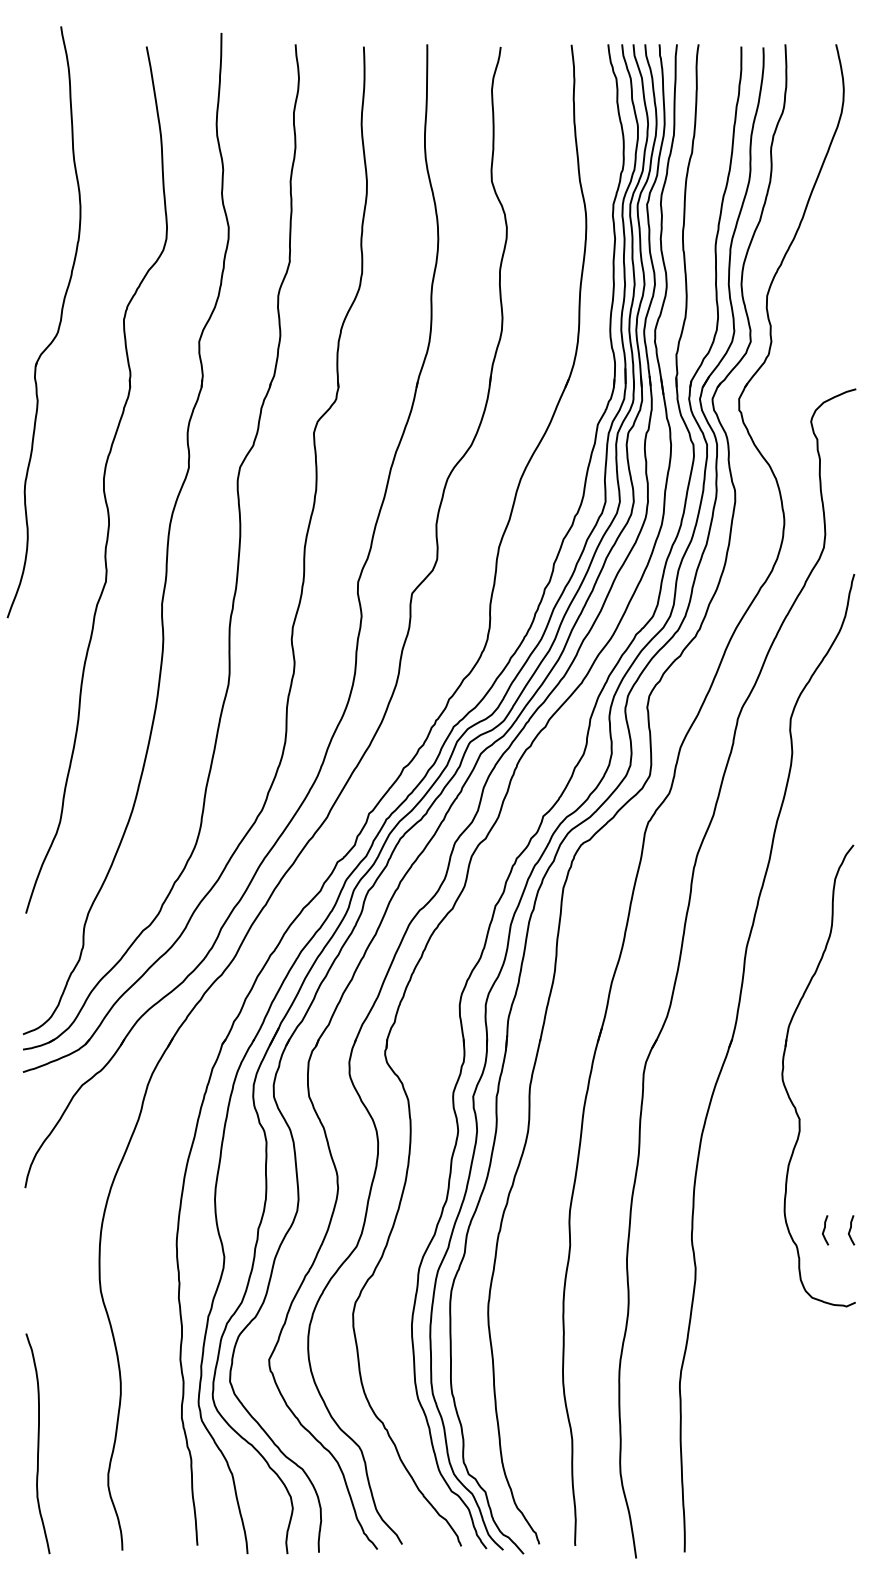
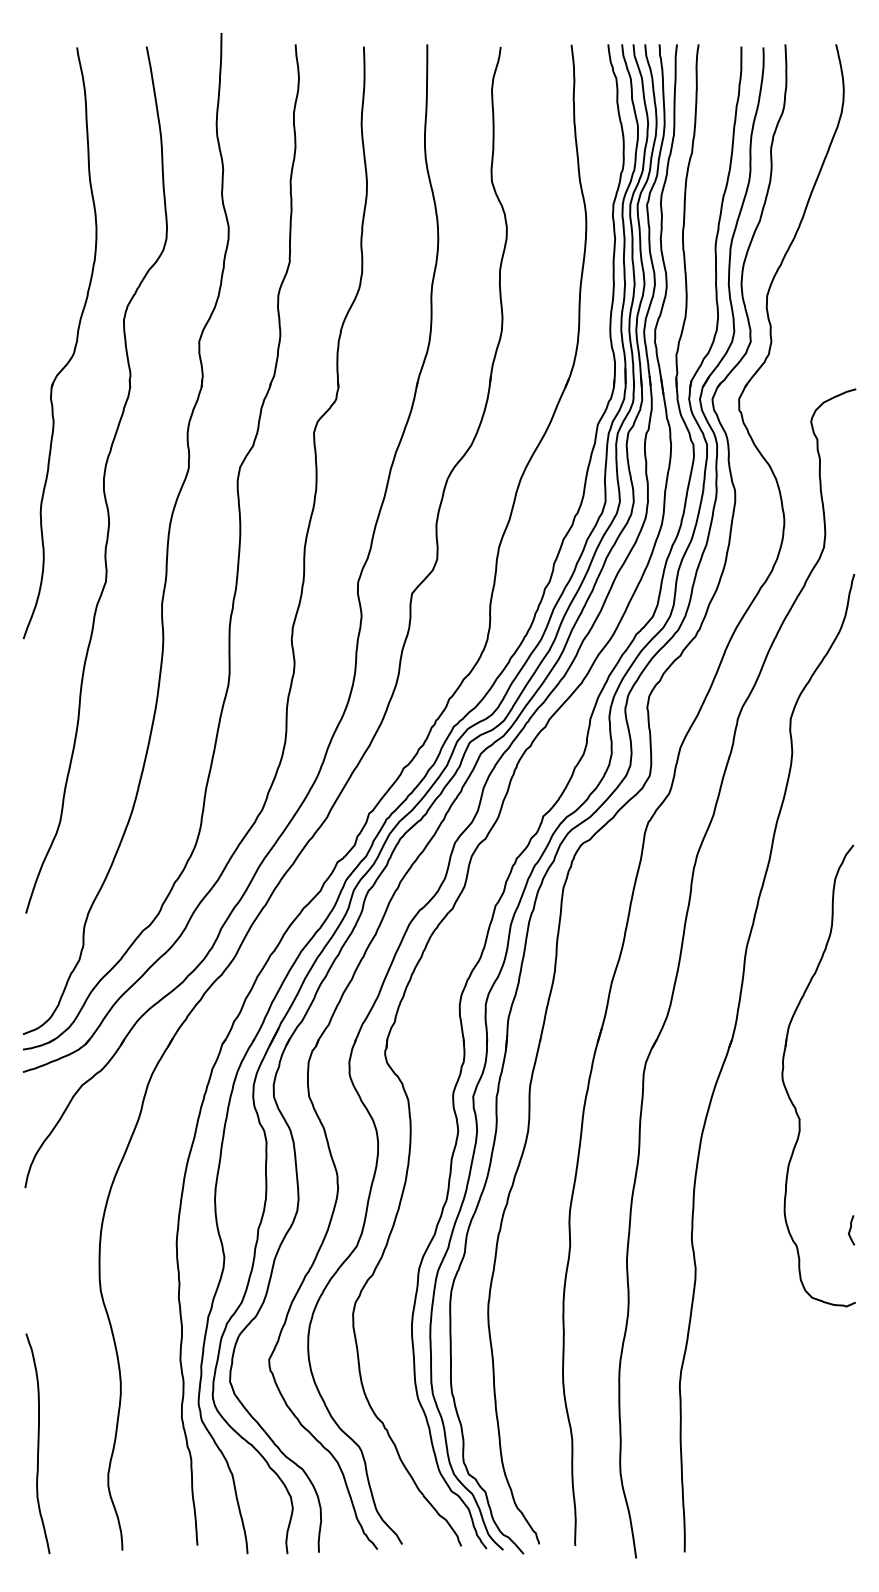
part position: (58, 325) -> (74, 346) (74, 346)
curve: present -> none (825, 1229)
